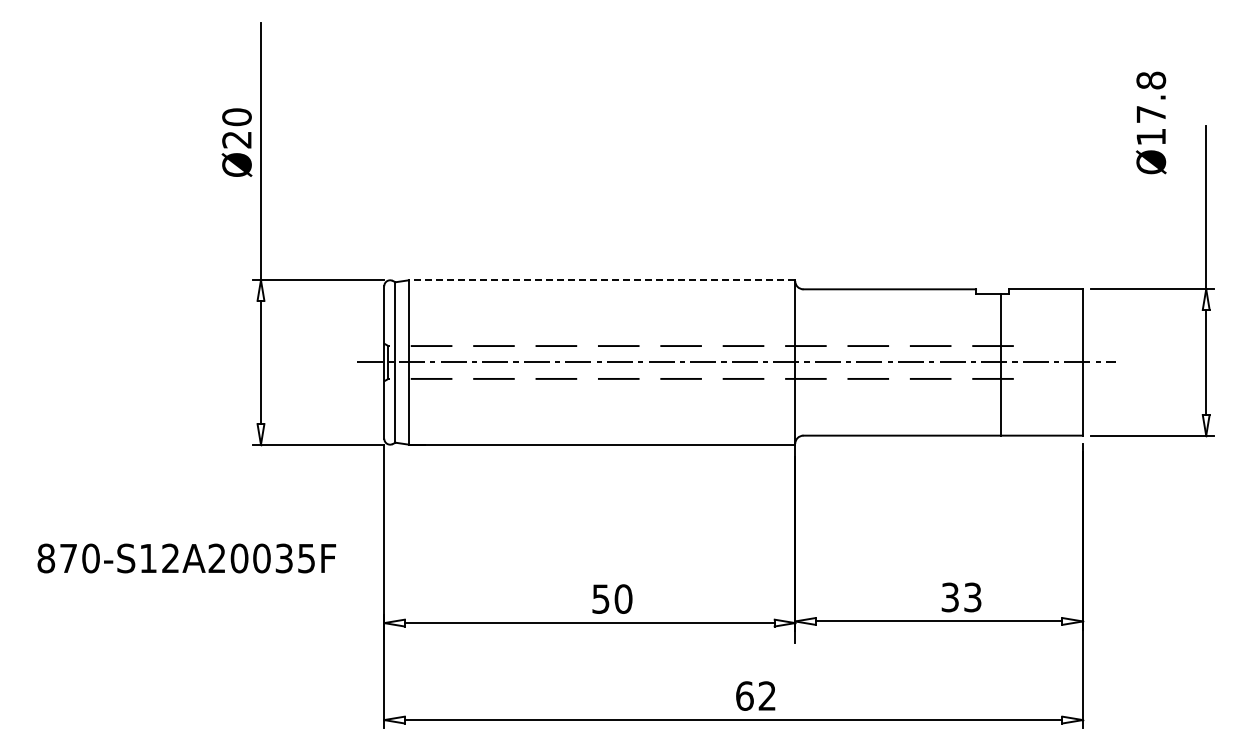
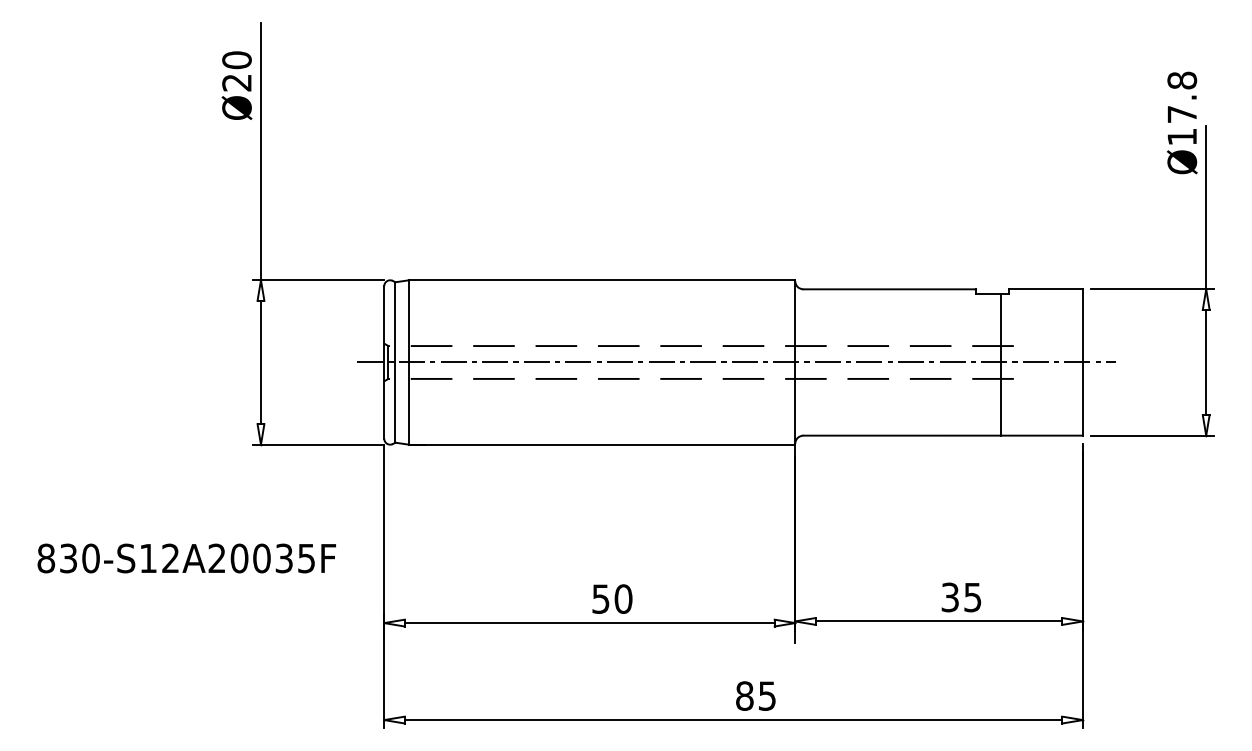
text position: (1151, 122) -> (1182, 122) (1182, 122)
text position: (236, 142) -> (236, 85) (236, 85)
line: dashed -> solid (601, 280)
text: 870-S12A20035F -> 830-S12A20035F (68, 558)
text: 33 -> 35 (972, 596)
text: 62 -> 85 (755, 695)
